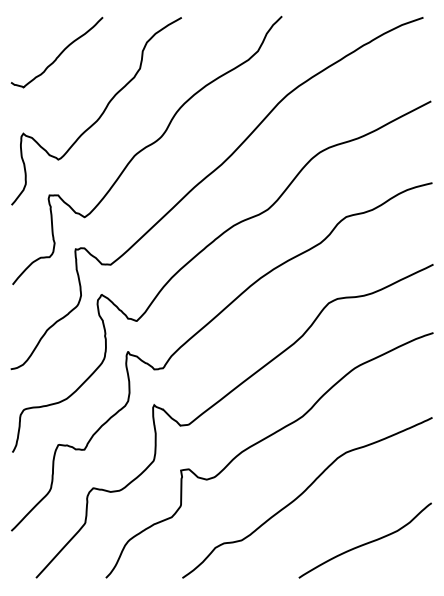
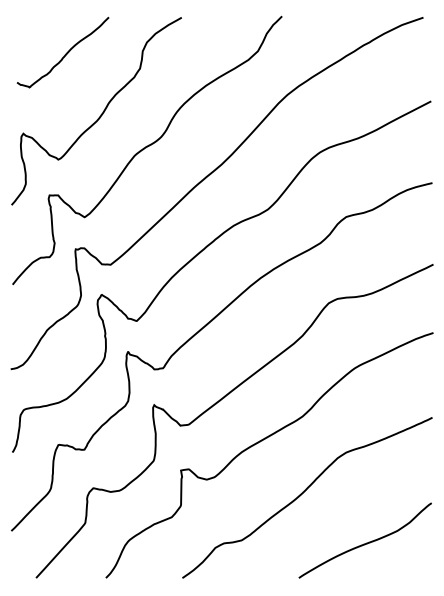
curve position: (58, 54) -> (64, 54) (64, 54)
